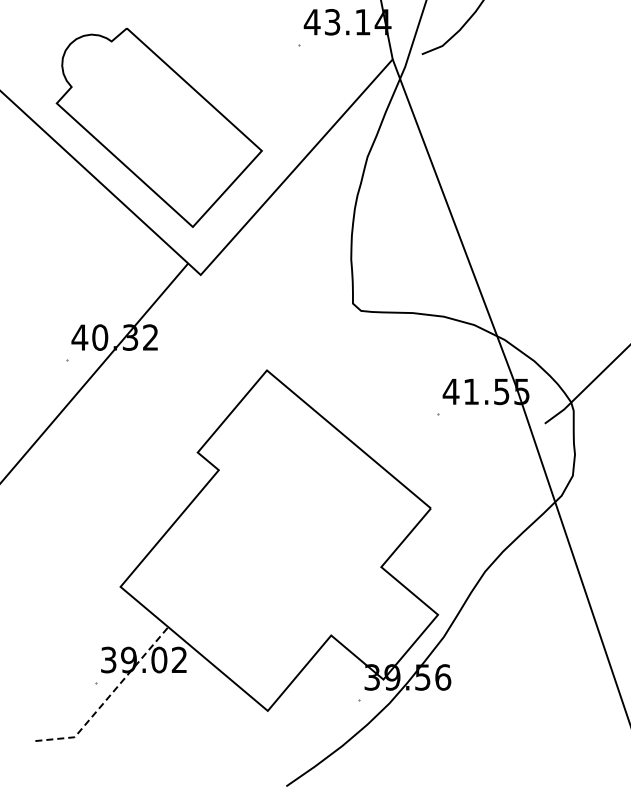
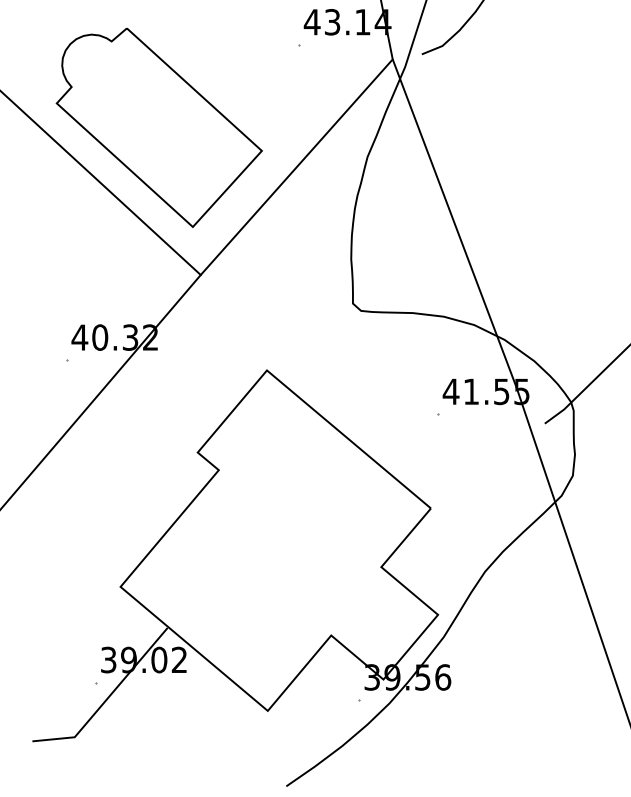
line position: (94, 372) -> (101, 391) (101, 391)
line: dashed -> solid (107, 699)
